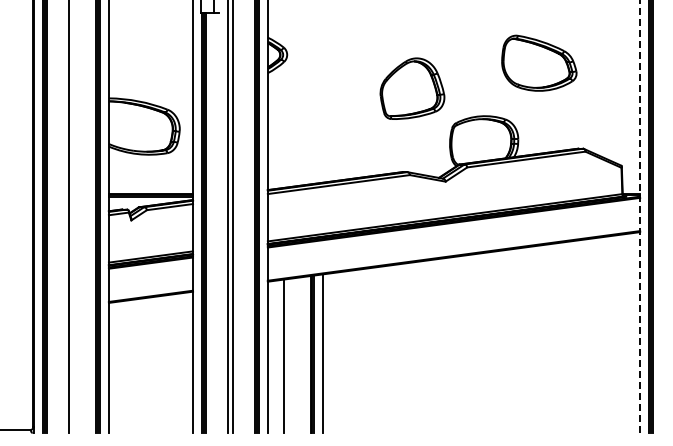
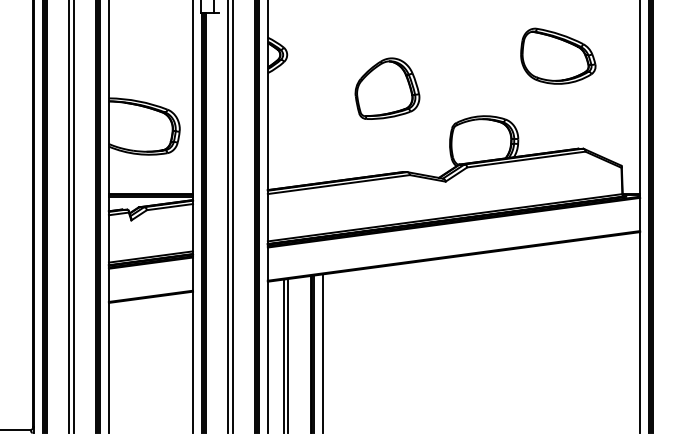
part position: (539, 62) -> (558, 55) (558, 55)
part position: (412, 88) -> (387, 88) (387, 88)
line: dashed -> solid (640, 216)
line: none -> present (73, 217)
line: none -> present (288, 355)
